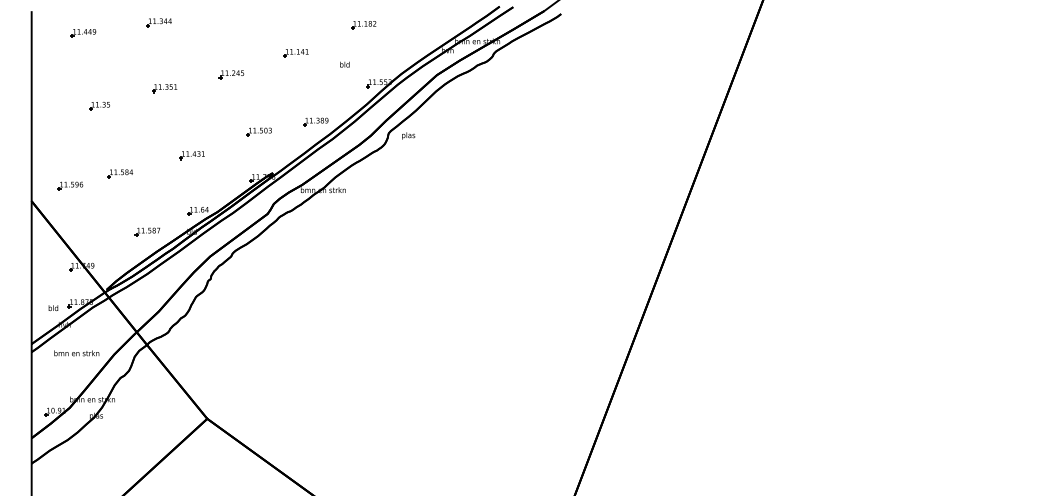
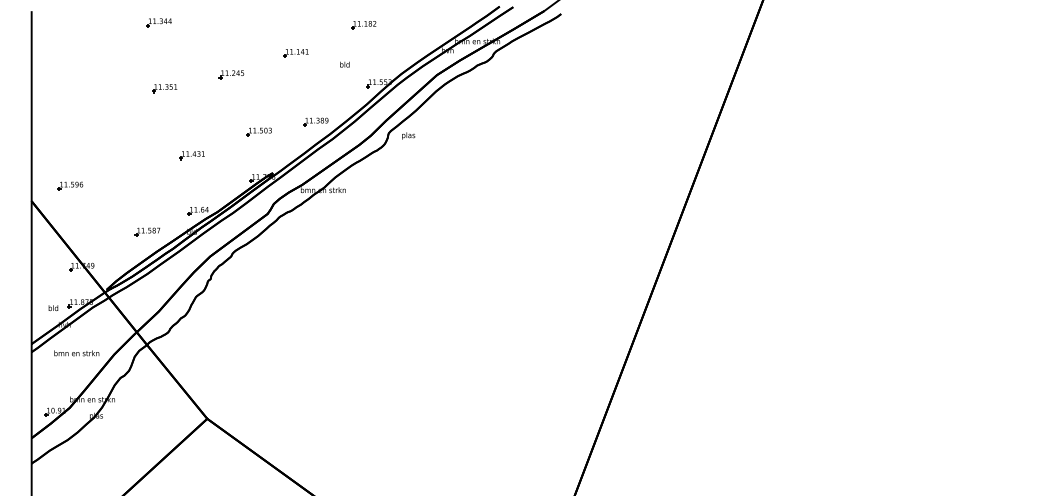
part: present -> none (83, 33)
part: present -> none (99, 106)
part: present -> none (119, 173)
